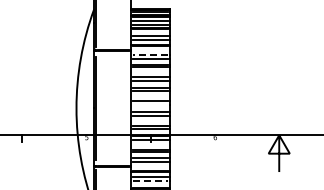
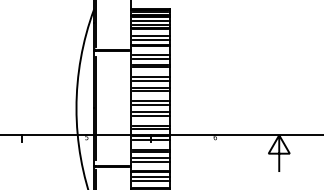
line: dashed -> solid (150, 54)
line: none -> present (150, 104)
line: dashed -> solid (150, 181)
